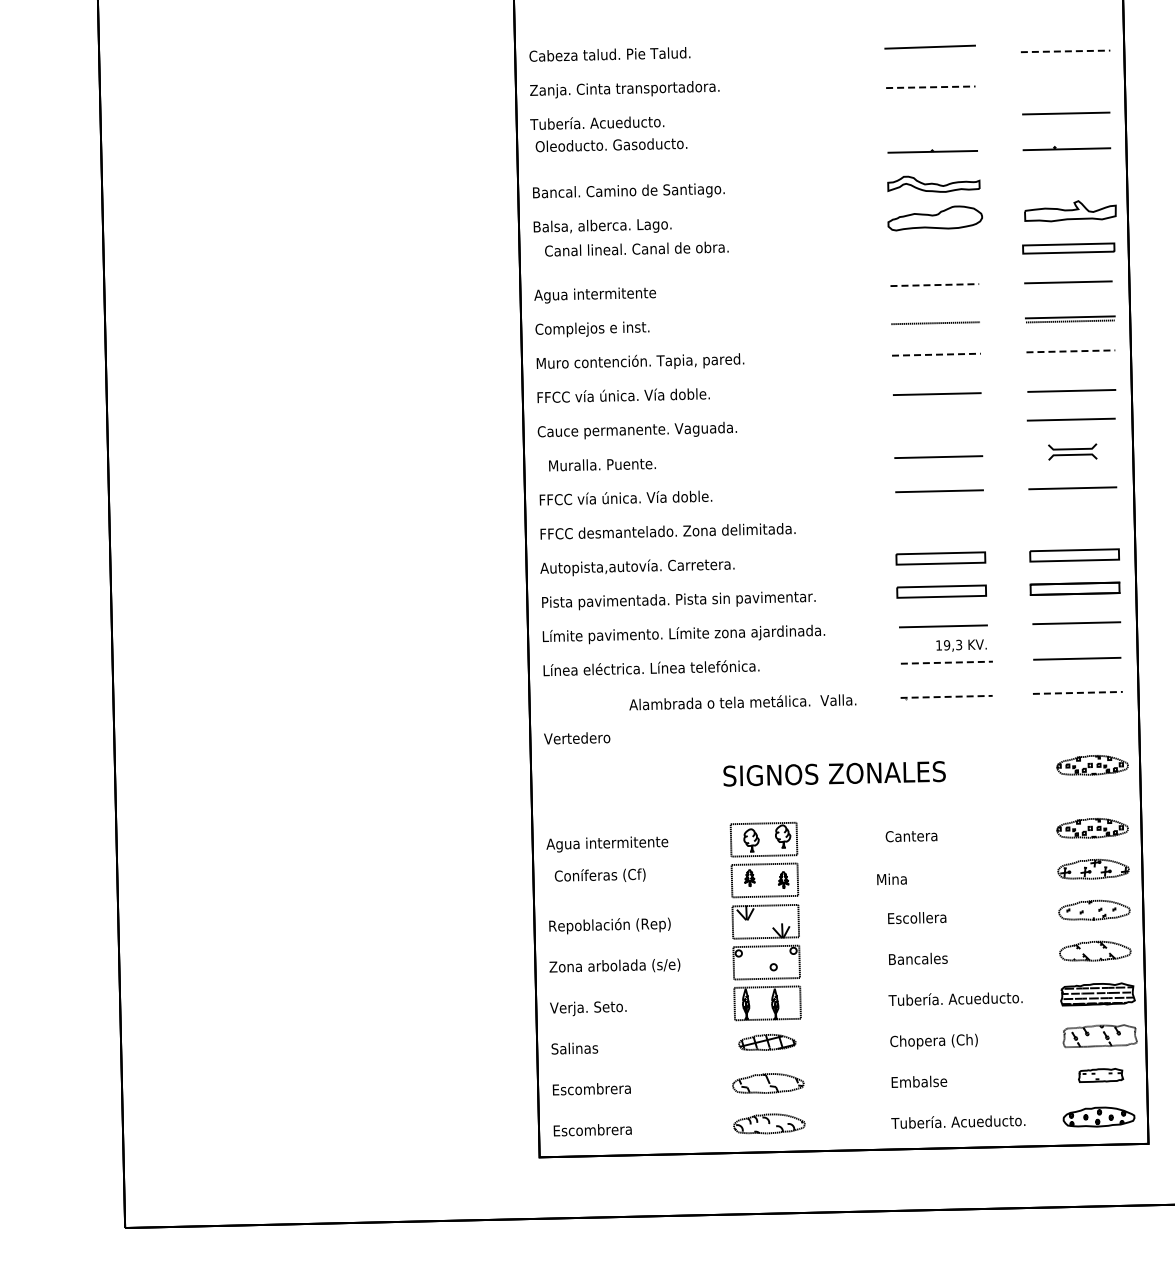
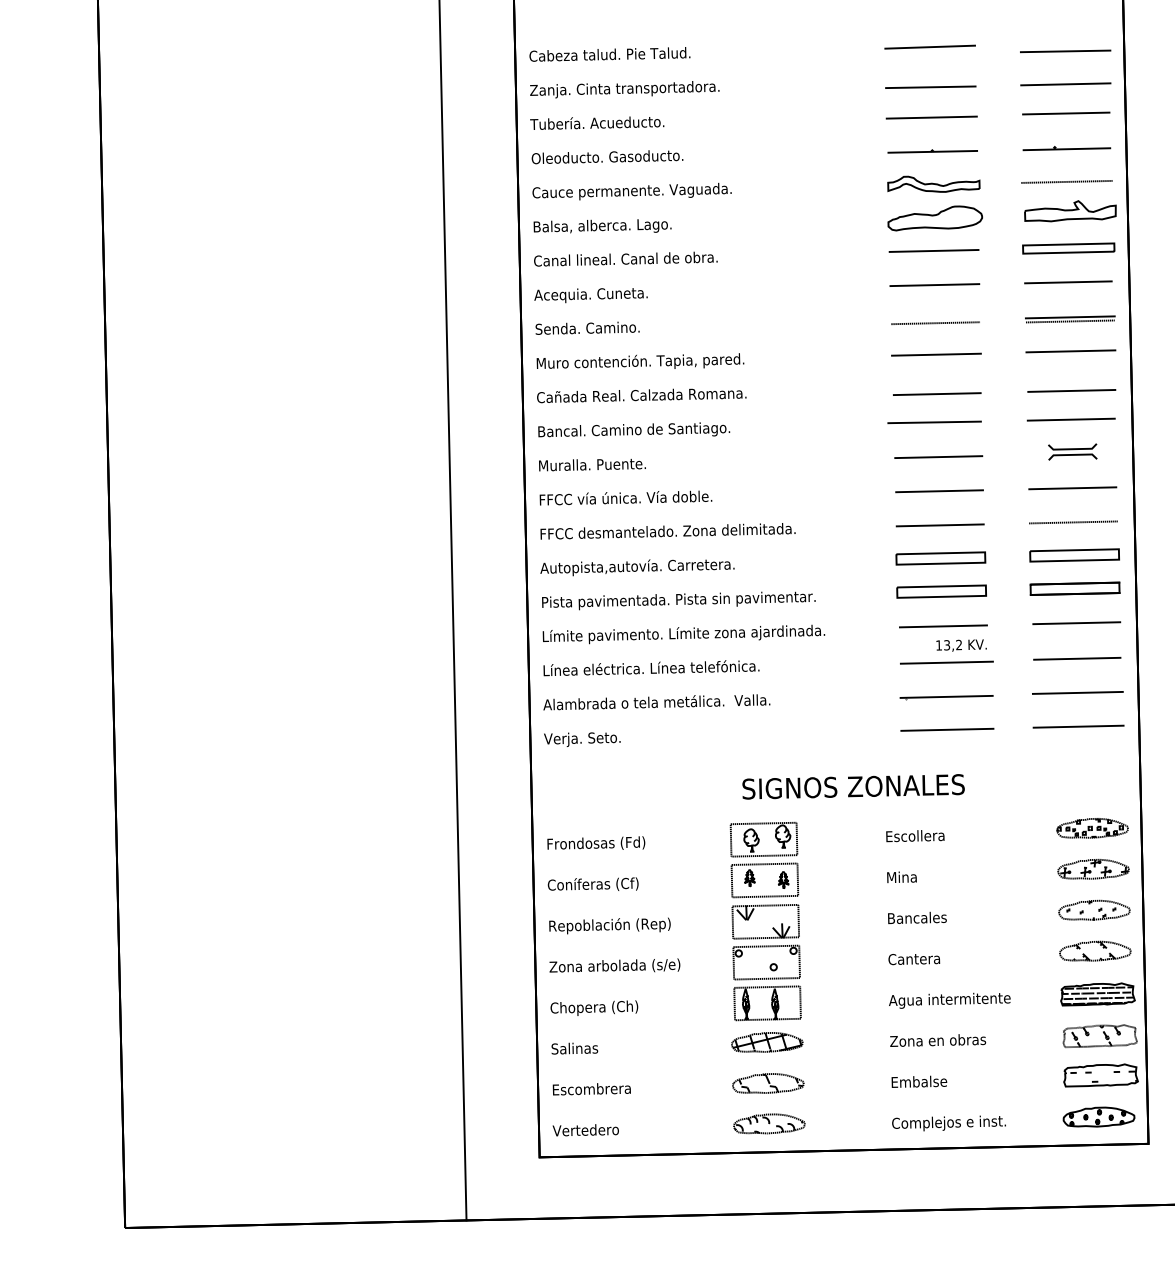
line: dashed -> solid (1065, 51)
line: none -> present (1065, 84)
line: dashed -> solid (930, 87)
line: none -> present (931, 117)
text position: (611, 145) -> (607, 157) (607, 157)
line: none -> present (1066, 181)
text: Bancal. Camino de Santiago. -> Cauce permanente. Vaguada. (631, 191)
text position: (636, 248) -> (625, 258) (625, 258)
line: none -> present (933, 250)
line: dashed -> solid (935, 285)
text: Agua intermitente -> Acequia. Cuneta. (600, 295)
text: Complejos e inst. -> Senda. Camino. (592, 329)
line: dashed -> solid (1071, 351)
line: dashed -> solid (936, 354)
text: FFCC vía única. Vía doble. -> Cañada Real. Calzada Romana. (641, 395)
line: none -> present (934, 422)
text: Cauce permanente. Vaguada. -> Bancal. Camino de Santiago. (636, 430)
text position: (602, 465) -> (592, 465) (592, 465)
line: none -> present (1073, 522)
line: none -> present (939, 525)
line: none -> present (452, 611)
text: 19,3 -> 13,2 (953, 645)
line: dashed -> solid (947, 662)
line: dashed -> solid (1077, 692)
line: dashed -> solid (947, 696)
text position: (742, 702) -> (656, 702) (656, 702)
line: none -> present (1078, 726)
line: none -> present (947, 729)
text: Vertedero -> Verja. Seto. (593, 739)
part: present -> none (1092, 765)
text position: (834, 773) -> (853, 786) (853, 786)
text: Cantera -> Escollera (914, 836)
text: Agua intermitente -> Frondosas (Fd) (607, 844)
text position: (599, 874) -> (592, 883) (592, 883)
text position: (891, 878) -> (901, 876) (901, 876)
text: Escollera -> Bancales (919, 917)
text: Bancales -> Cantera (917, 958)
text: Tubería. Acueducto. -> Agua intermitente (955, 1000)
text: Verja. Seto. -> Chopera (Ch) (594, 1008)
text: Chopera (Ch) -> Zona en obras (938, 1041)
part size: 59x17 px -> 73x21 px (767, 1042)
part size: 47x15 px -> 76x25 px (1100, 1075)
text: Tubería. Acueducto. -> Complejos e inst. (958, 1123)
text: Escombrera -> Vertedero (591, 1130)
